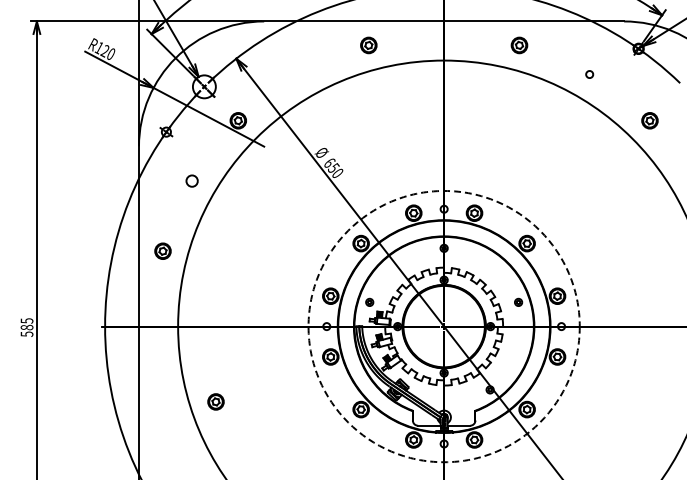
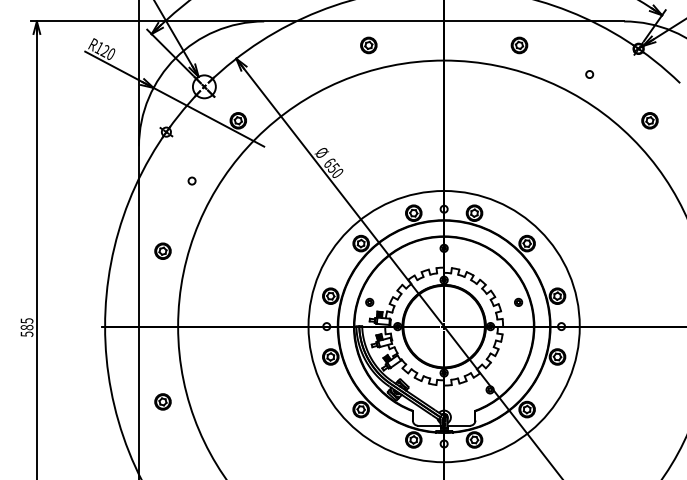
circle size: 14x14 px -> 10x10 px (191, 180)
circle: dashed -> solid (443, 326)
part position: (215, 401) -> (162, 401) (162, 401)
